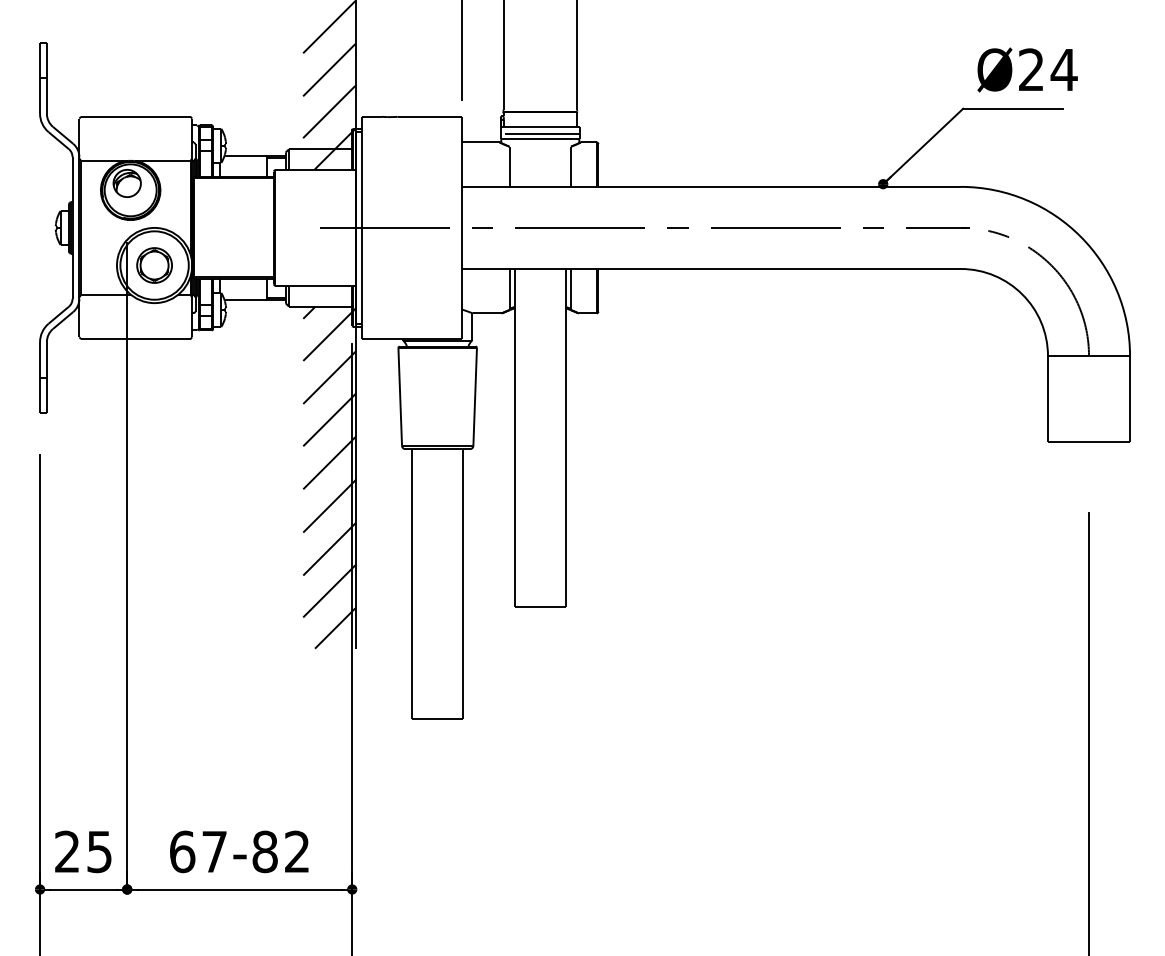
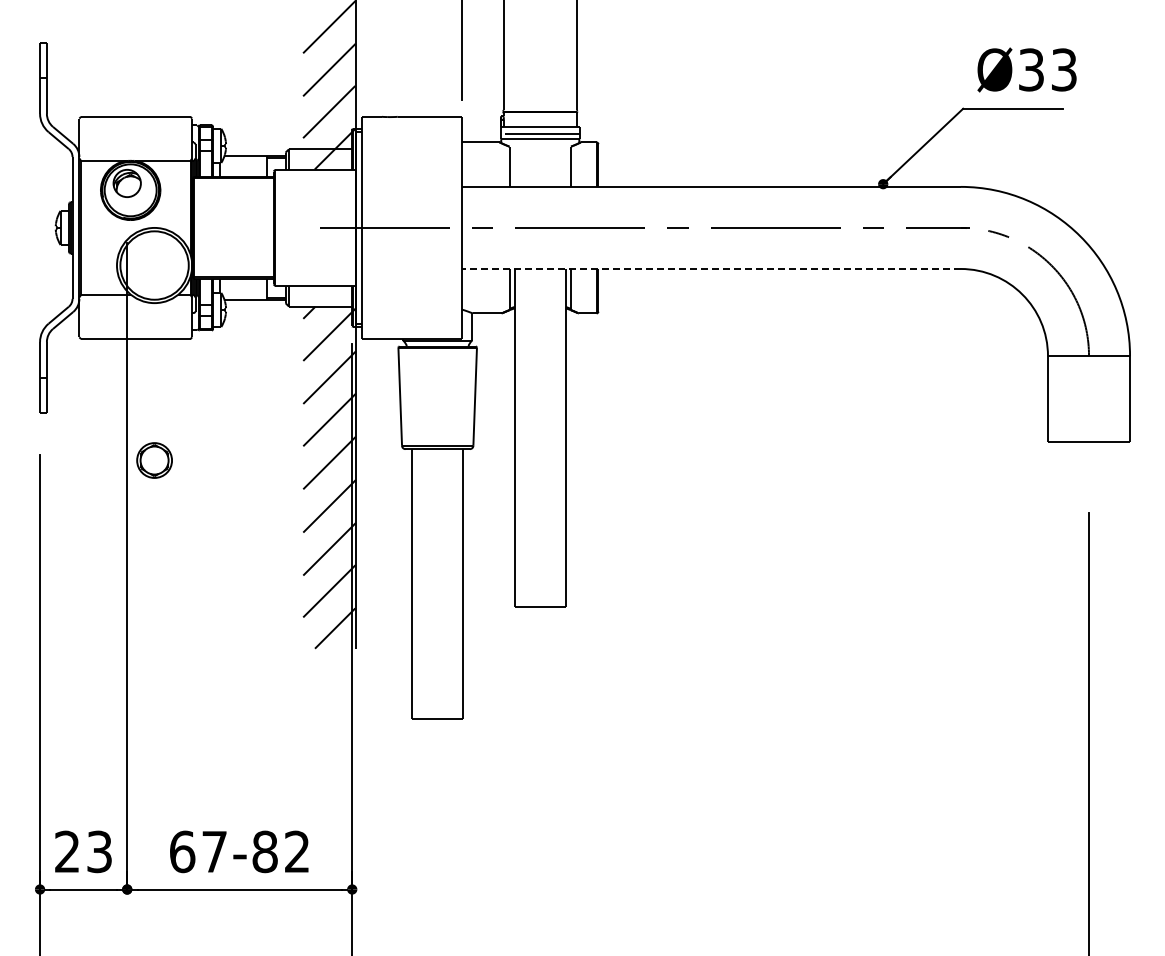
text: Ø24 -> Ø33 (1048, 69)
part position: (154, 265) -> (154, 460) (154, 460)
line: solid -> dashed (711, 268)
text: 25 -> 23 (99, 851)
